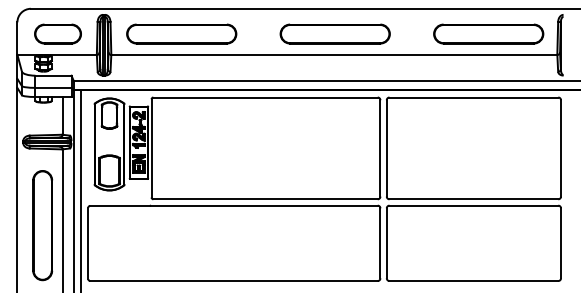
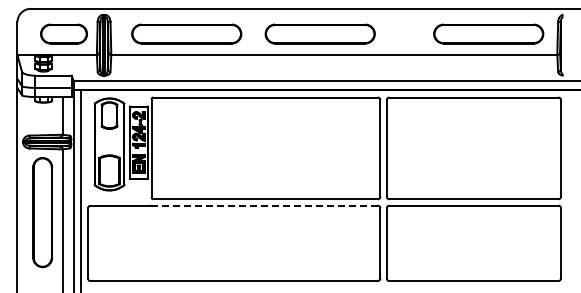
part position: (57, 33) -> (63, 33) (63, 33)
part position: (181, 33) -> (186, 33) (186, 33)
part position: (334, 33) -> (319, 33) (319, 33)
line: solid -> dashed (264, 205)
part position: (42, 225) -> (42, 212) (42, 212)
